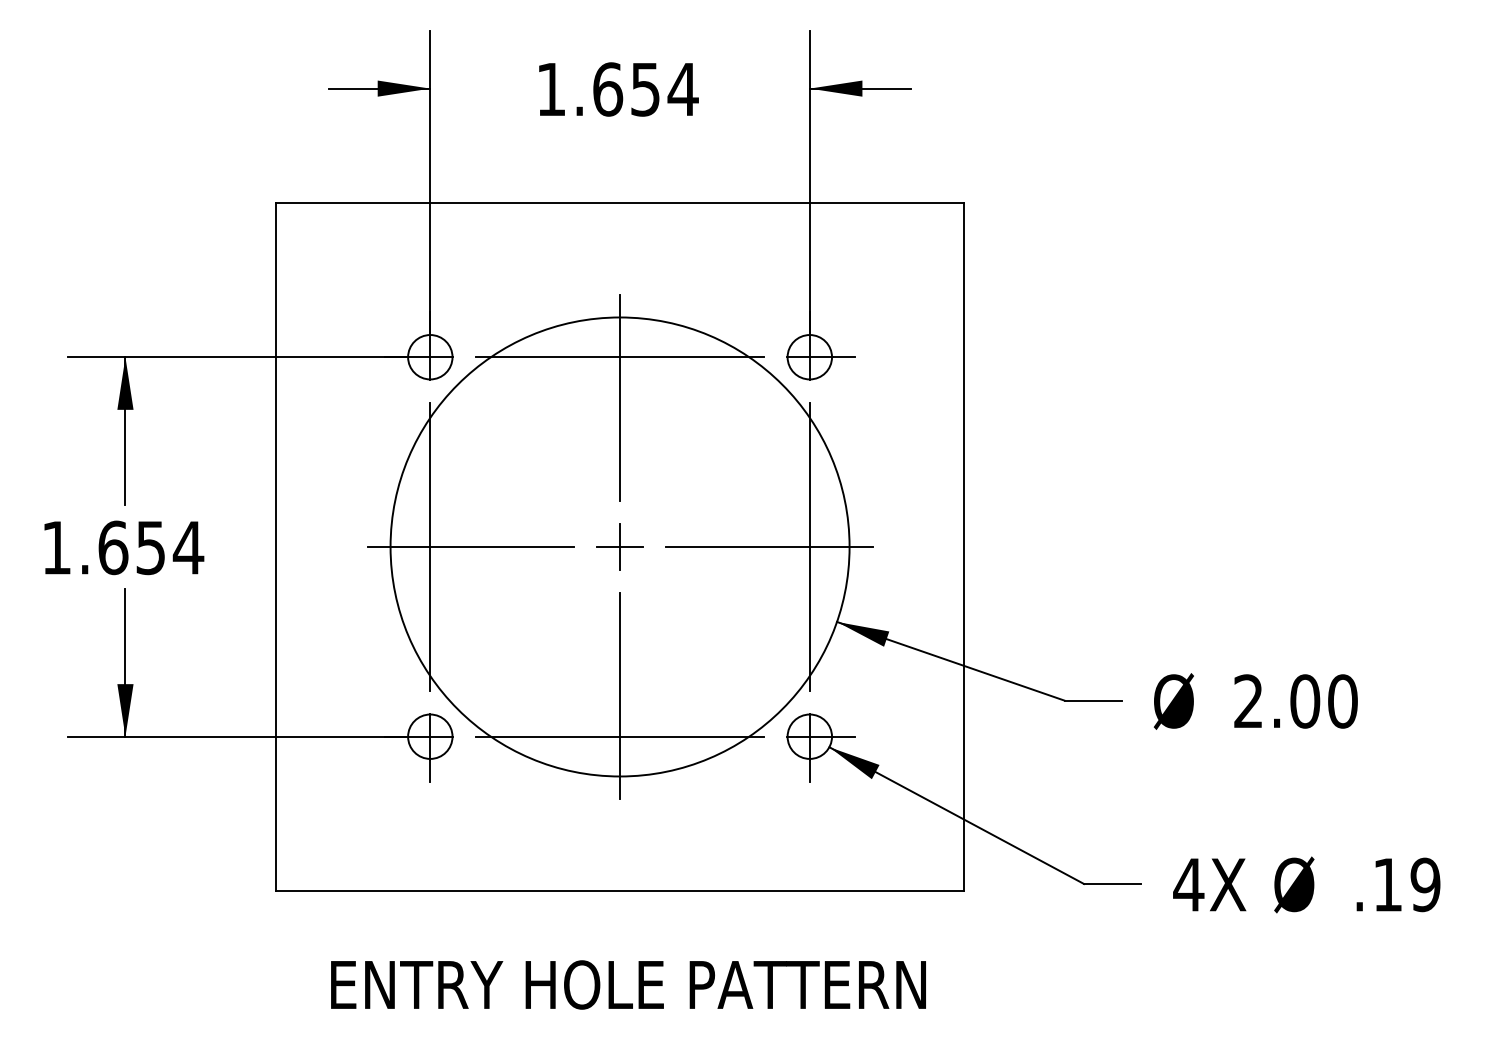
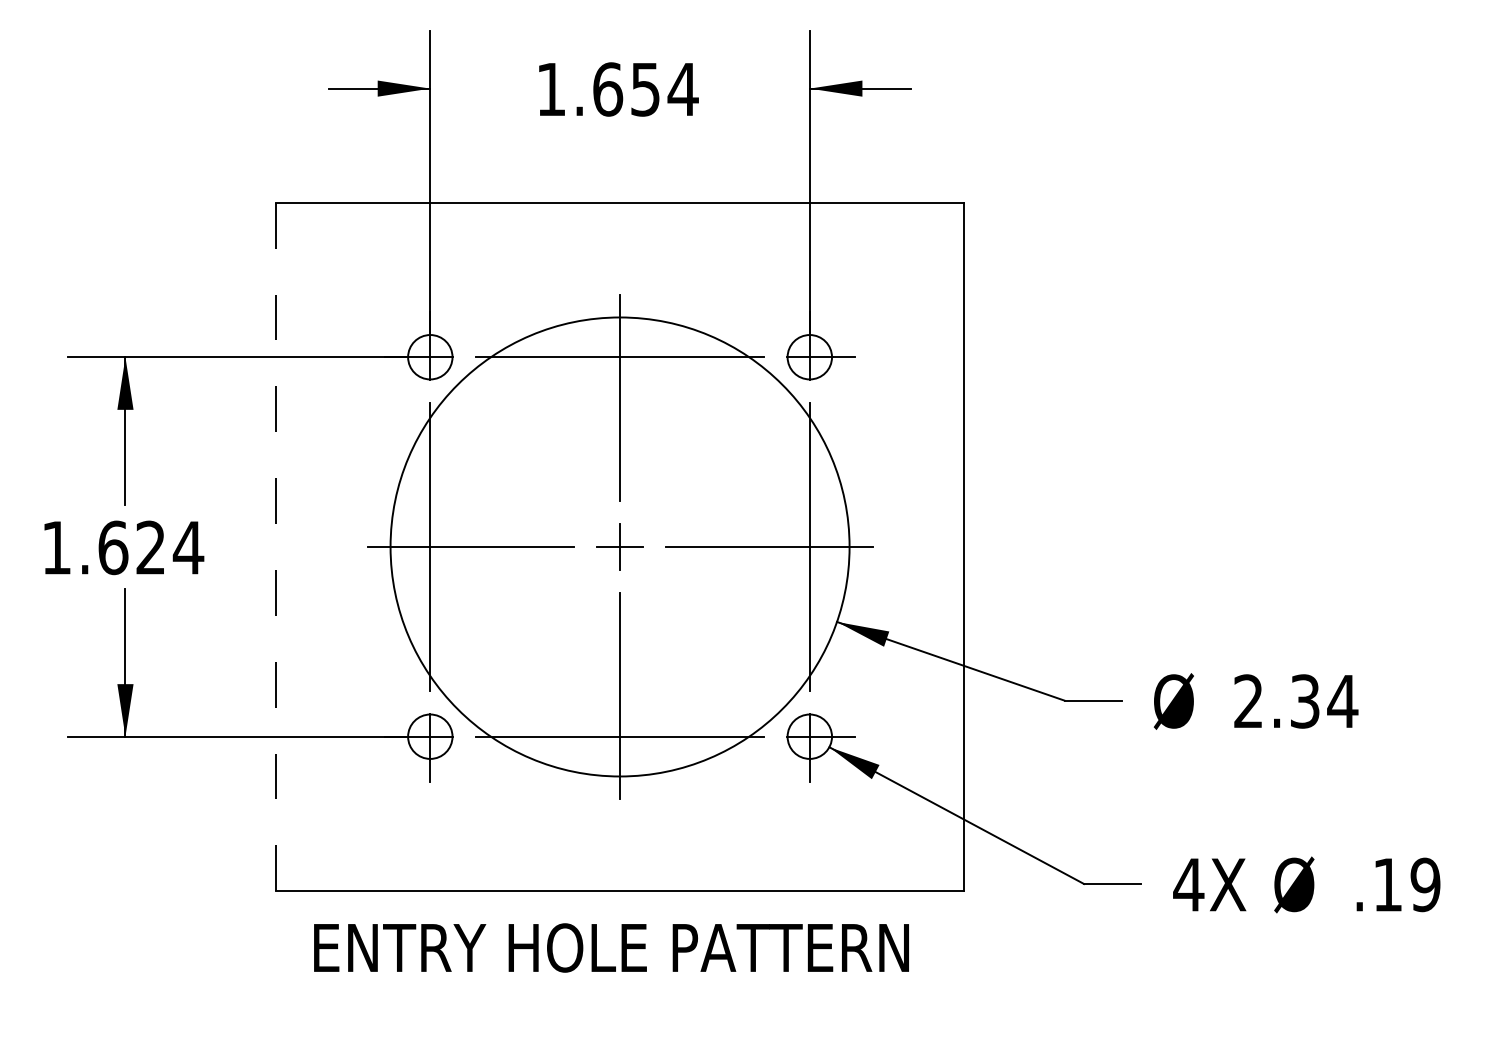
text: 1.654 -> 1.624 (150, 547)
line: solid -> dashed (275, 547)
text: 2.00 -> 2.34 (1324, 701)
text position: (628, 984) -> (611, 947) (611, 947)
